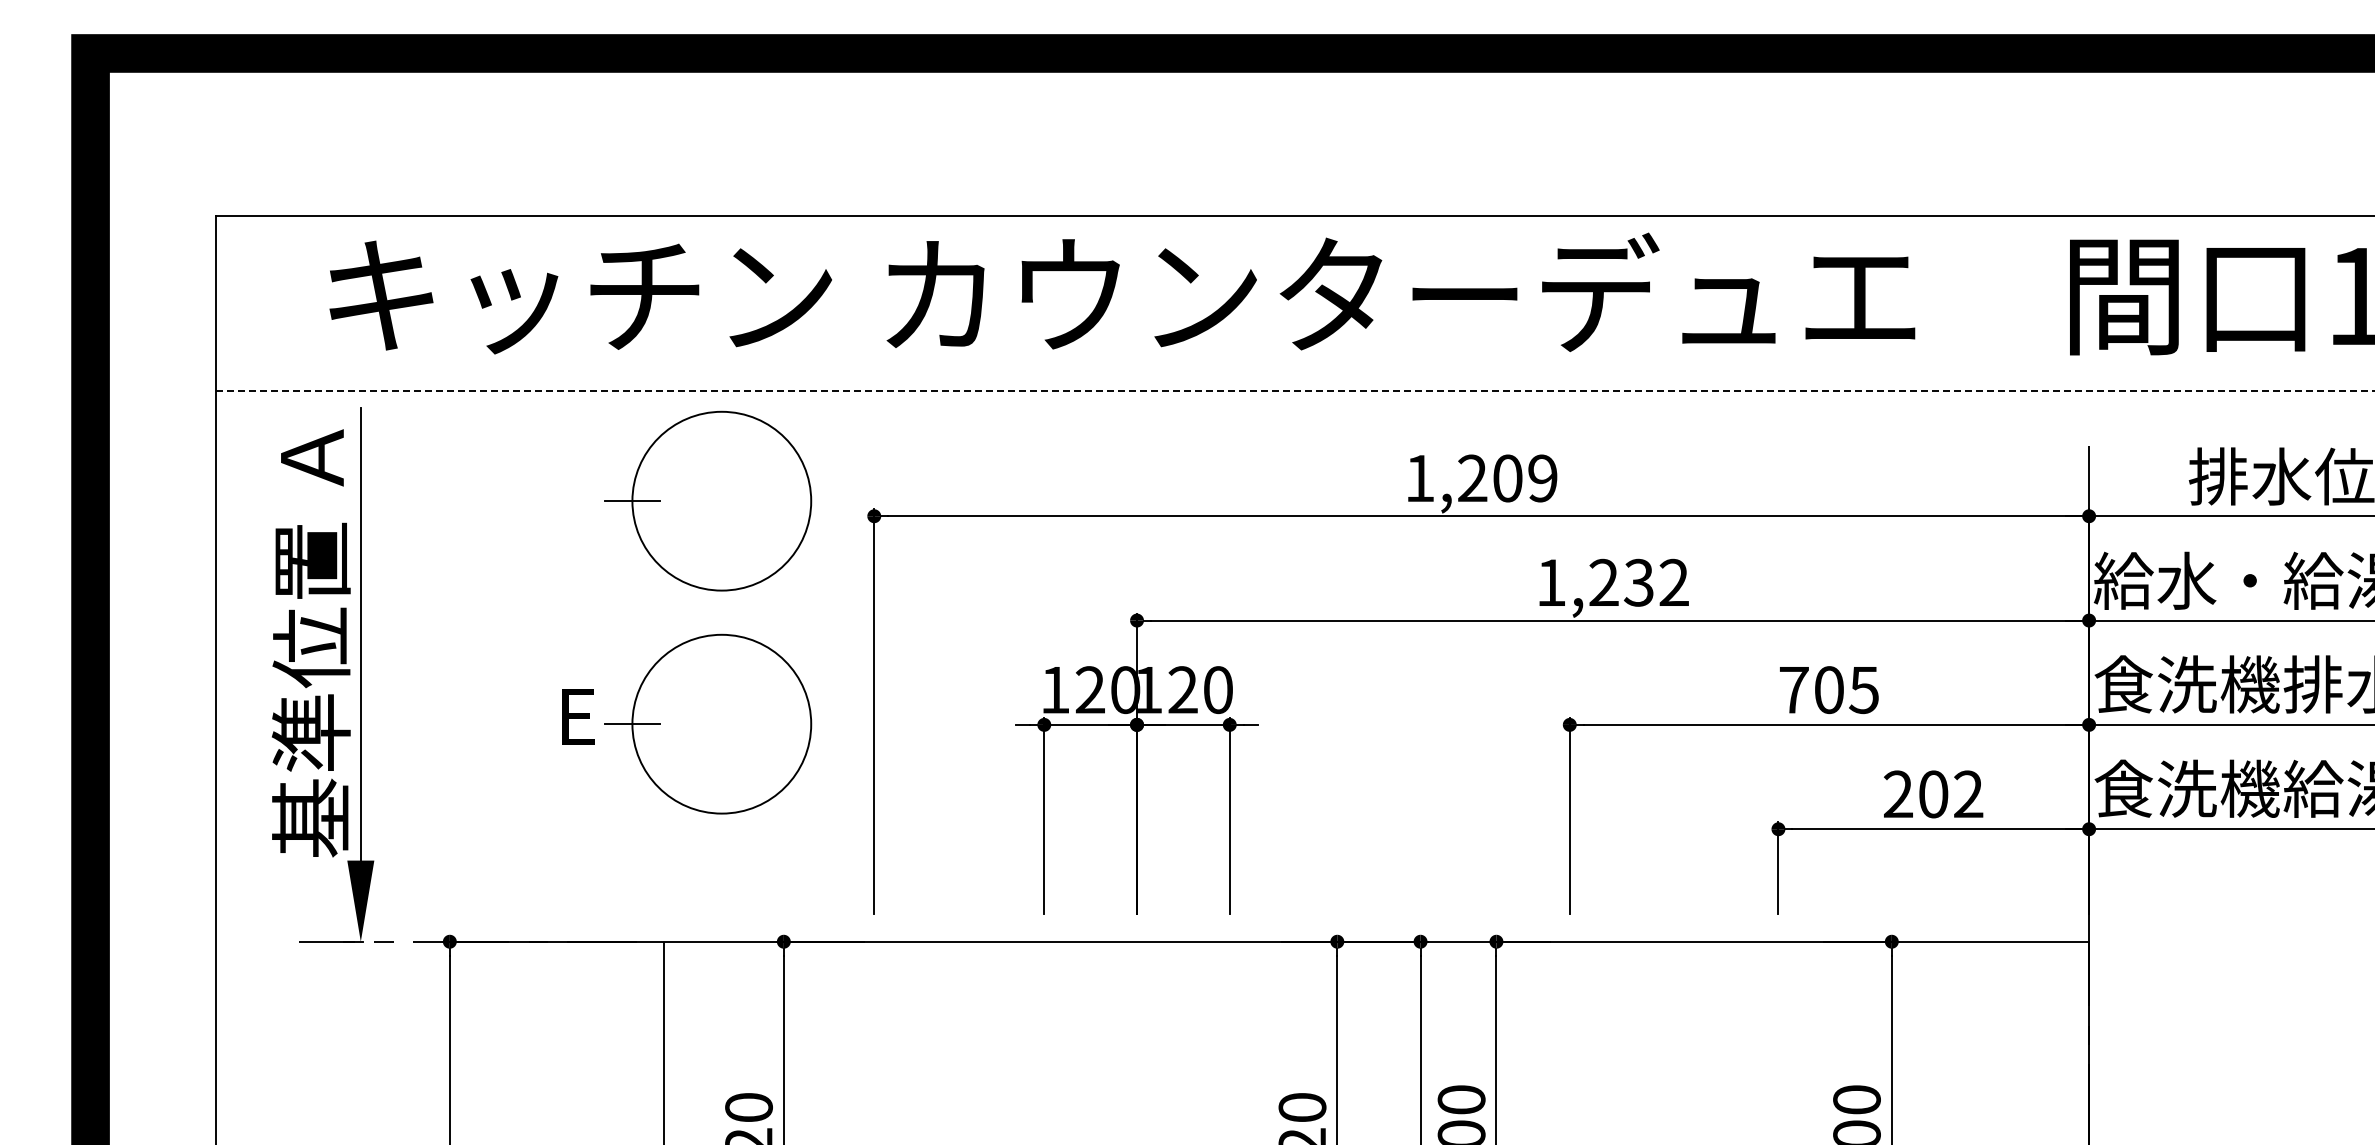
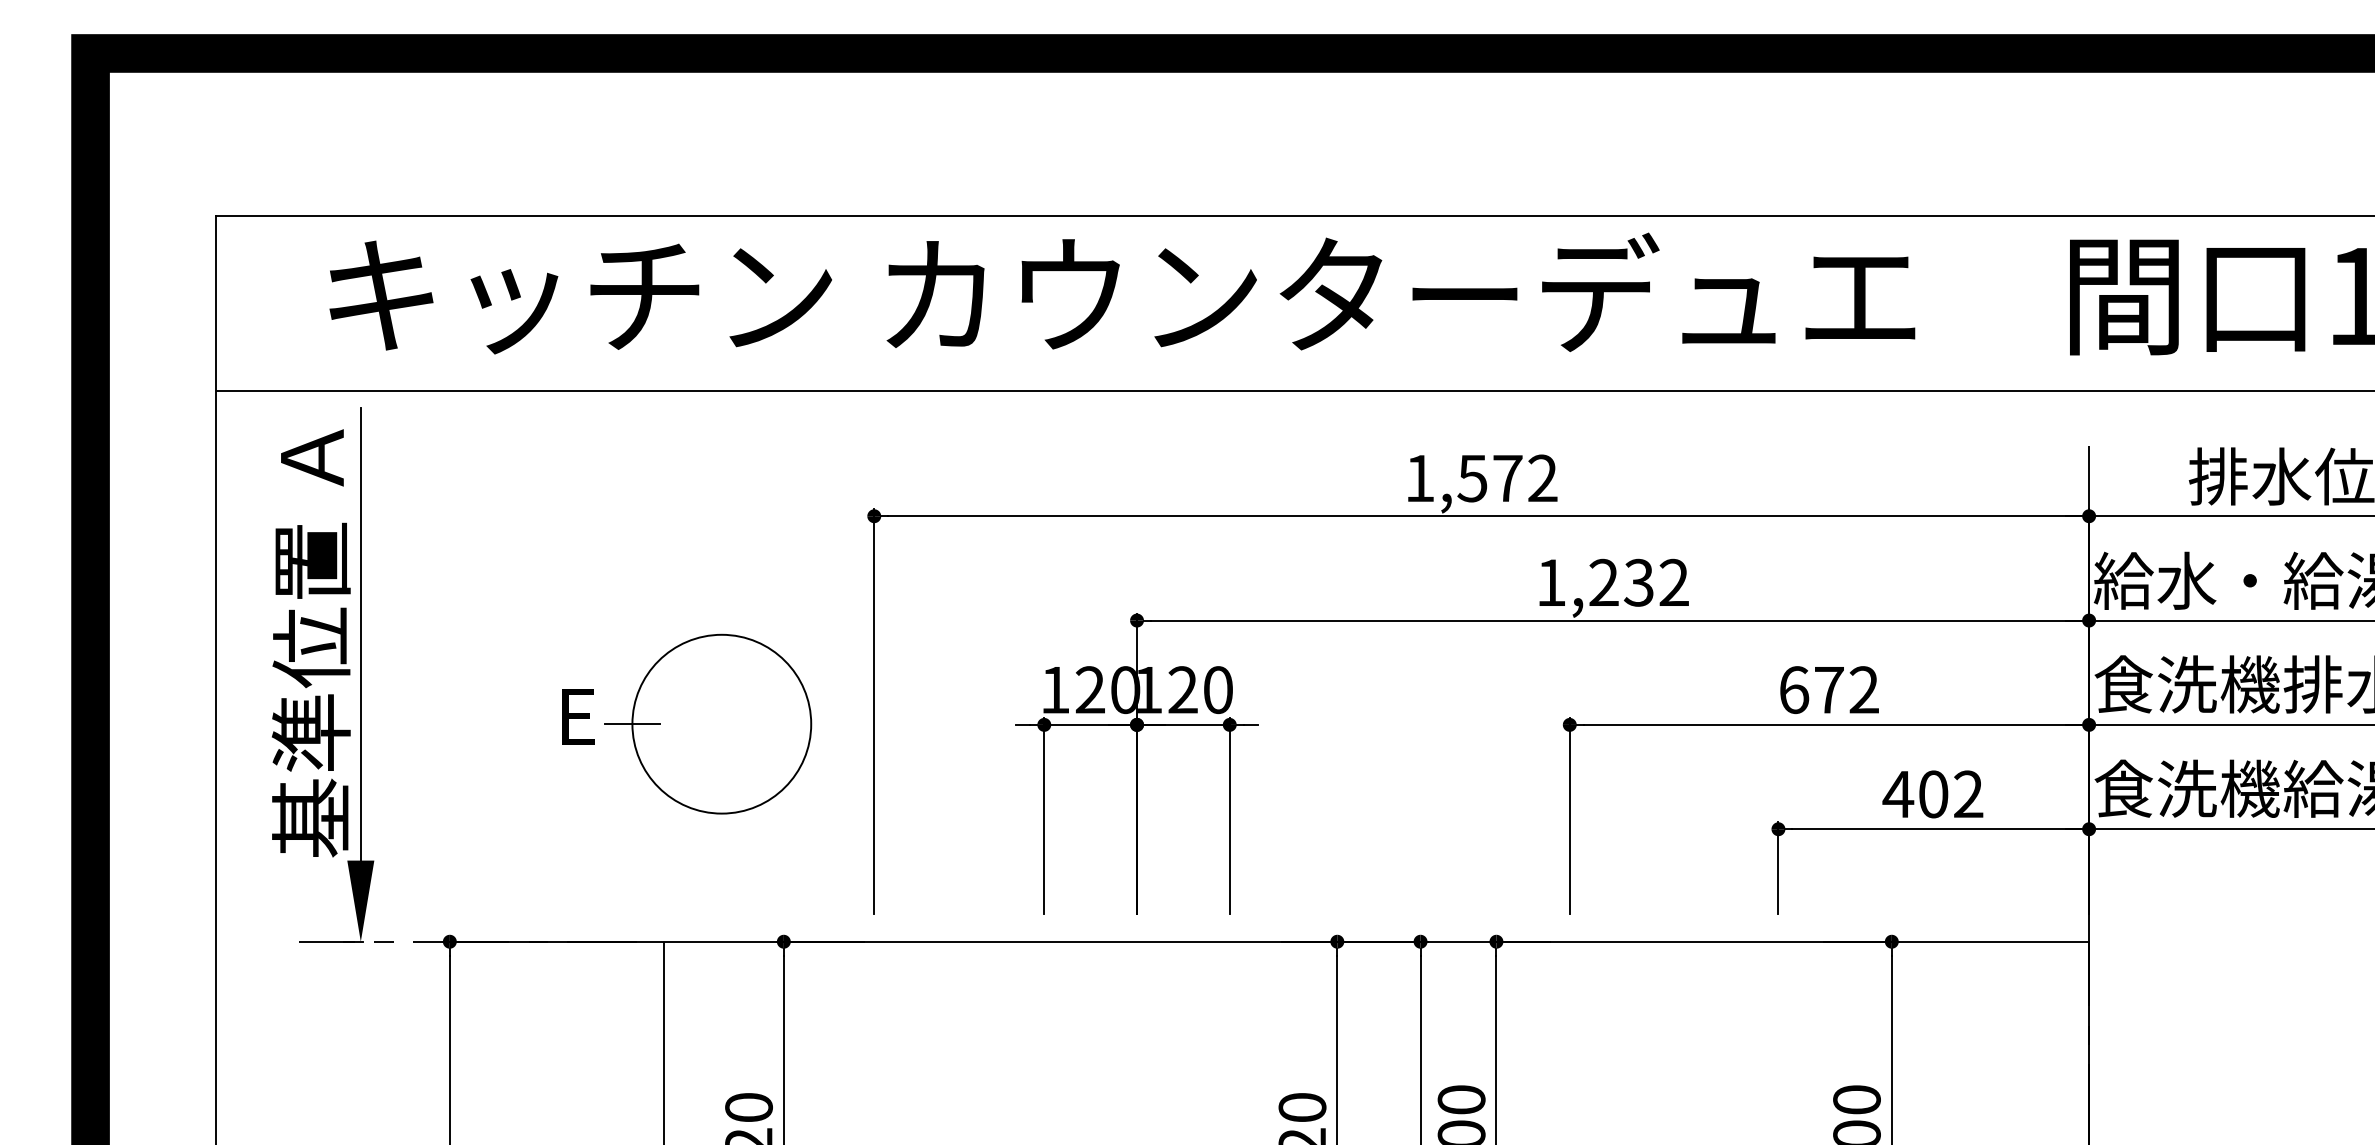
line: dashed -> solid (1296, 390)
text: 1,209 -> 1,572 (1507, 478)
part: present -> none (708, 500)
text: 705 -> 672 (1828, 690)
text: 202 -> 402 (1898, 793)
